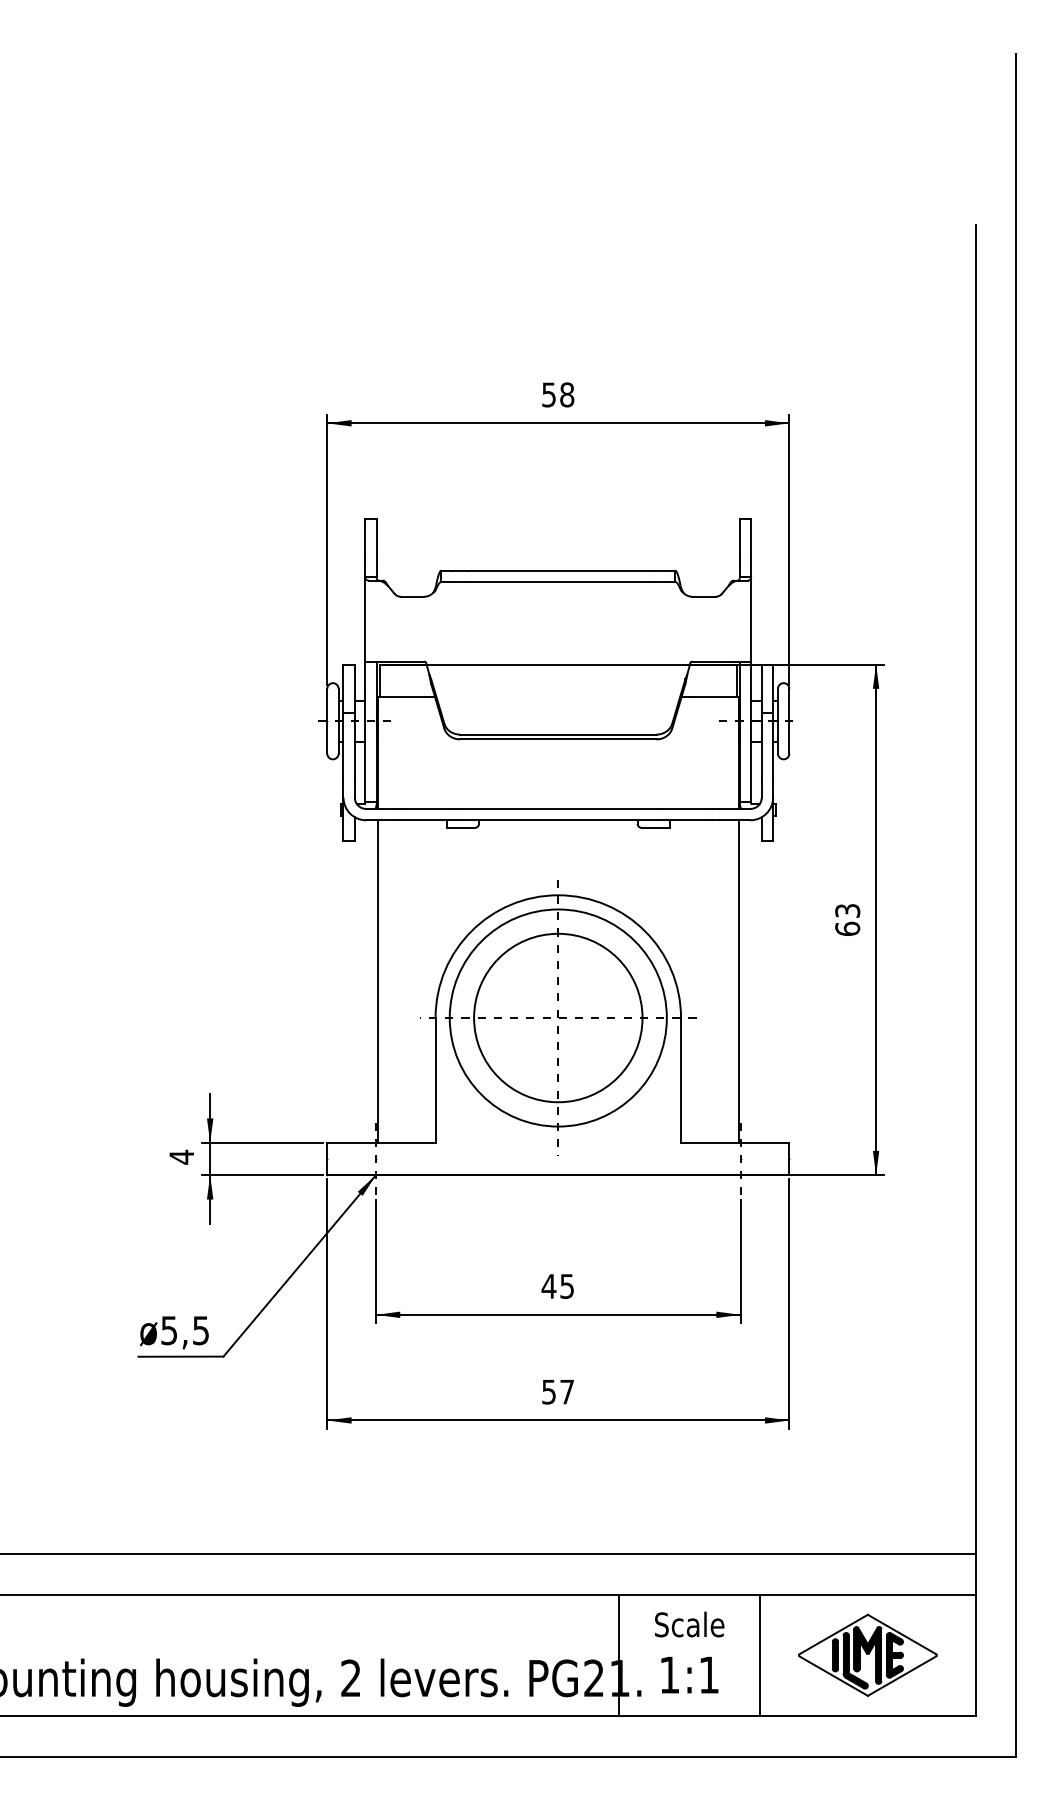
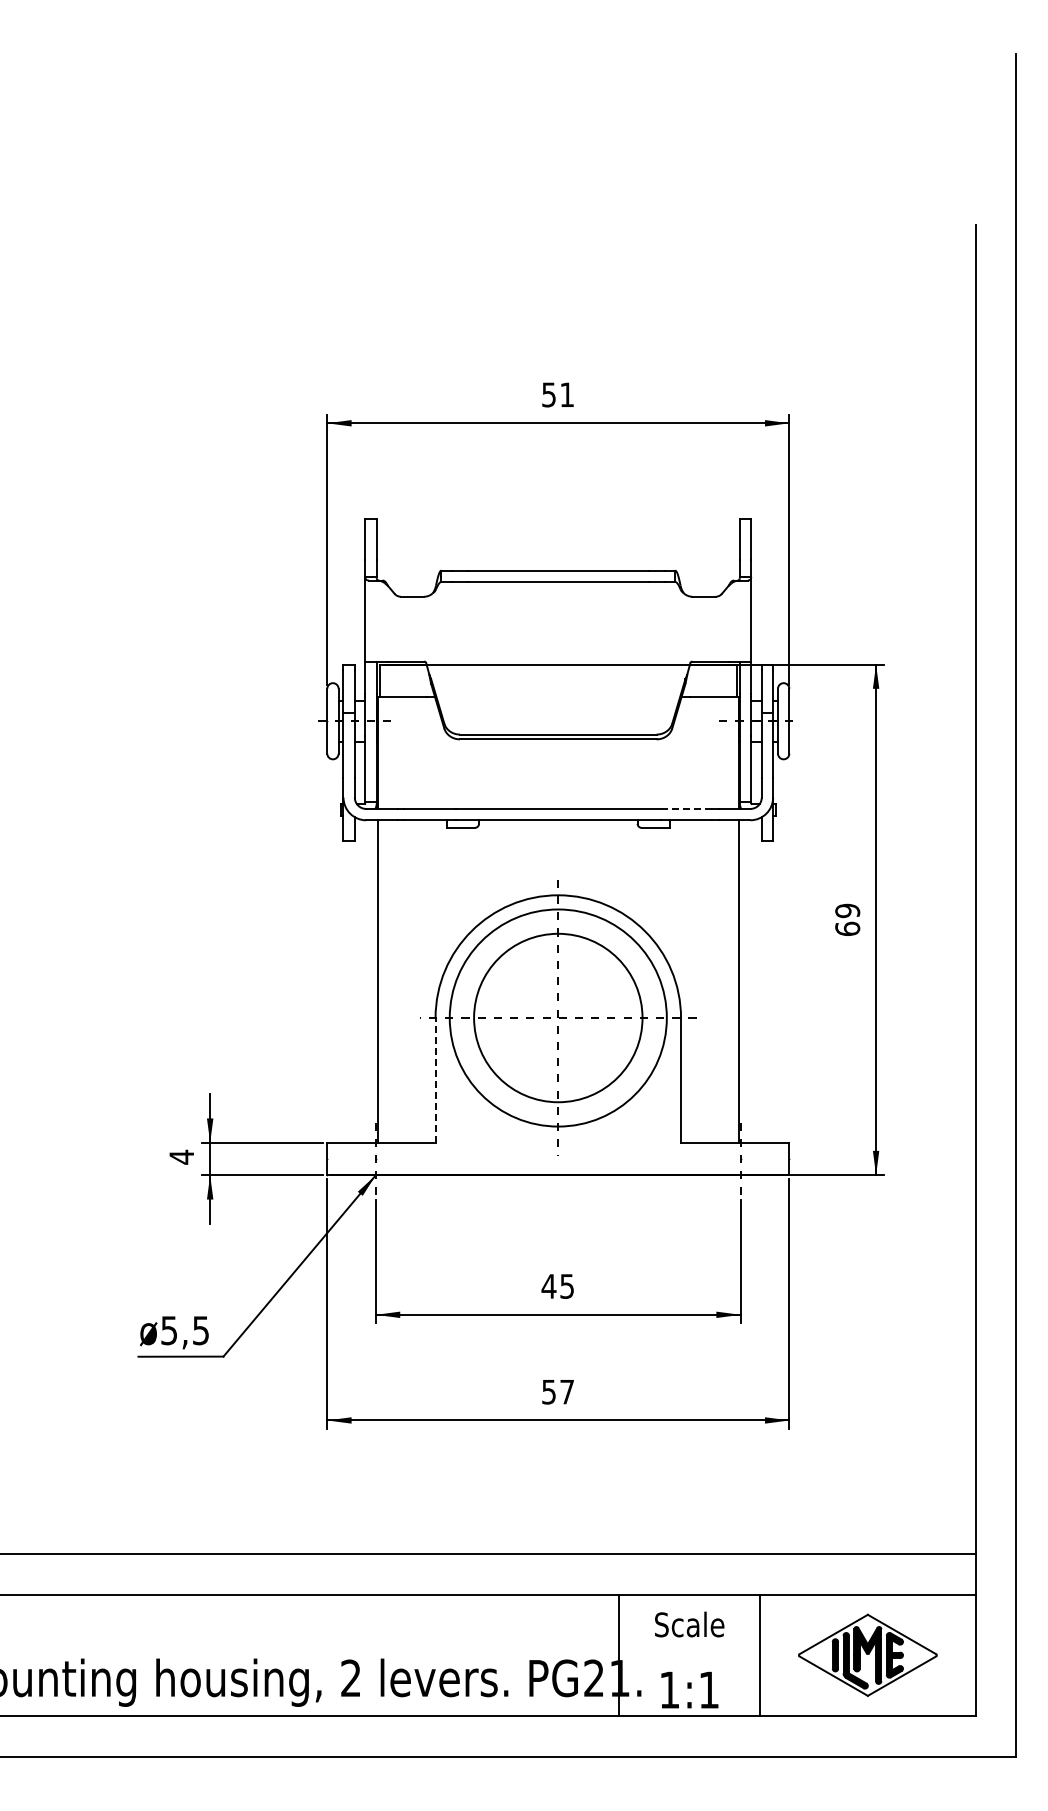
text: 58 -> 51 (567, 394)
line: solid -> dashed (686, 808)
text: 63 -> 69 (847, 910)
line: solid -> dashed (435, 1079)
text position: (689, 1674) -> (689, 1689) (689, 1689)
